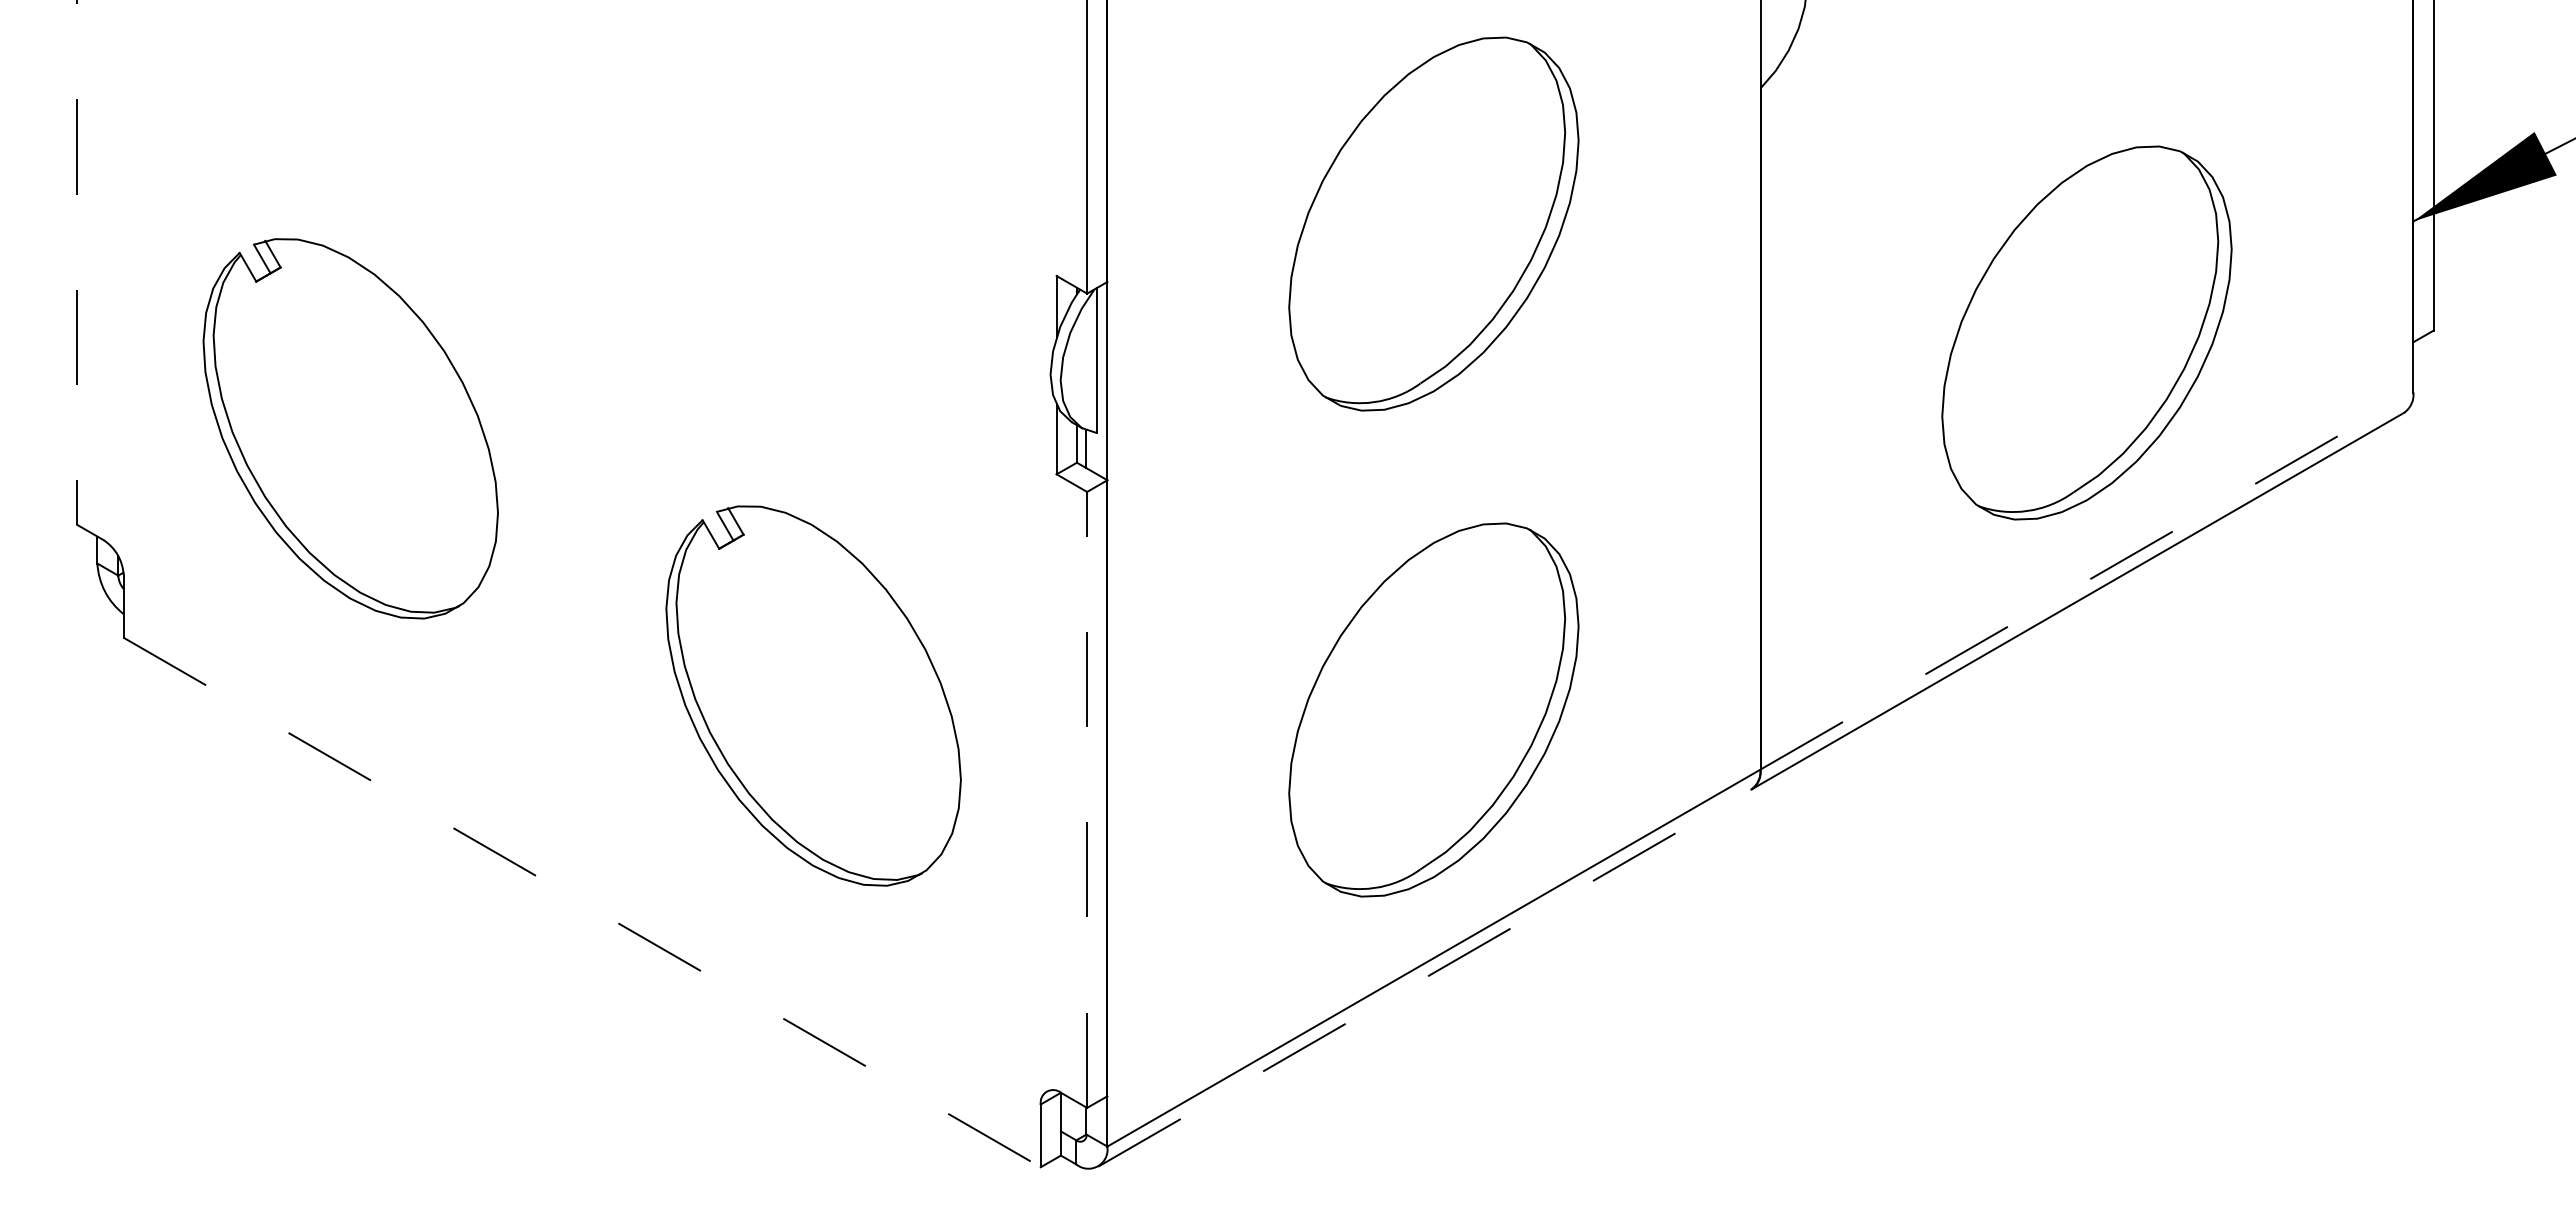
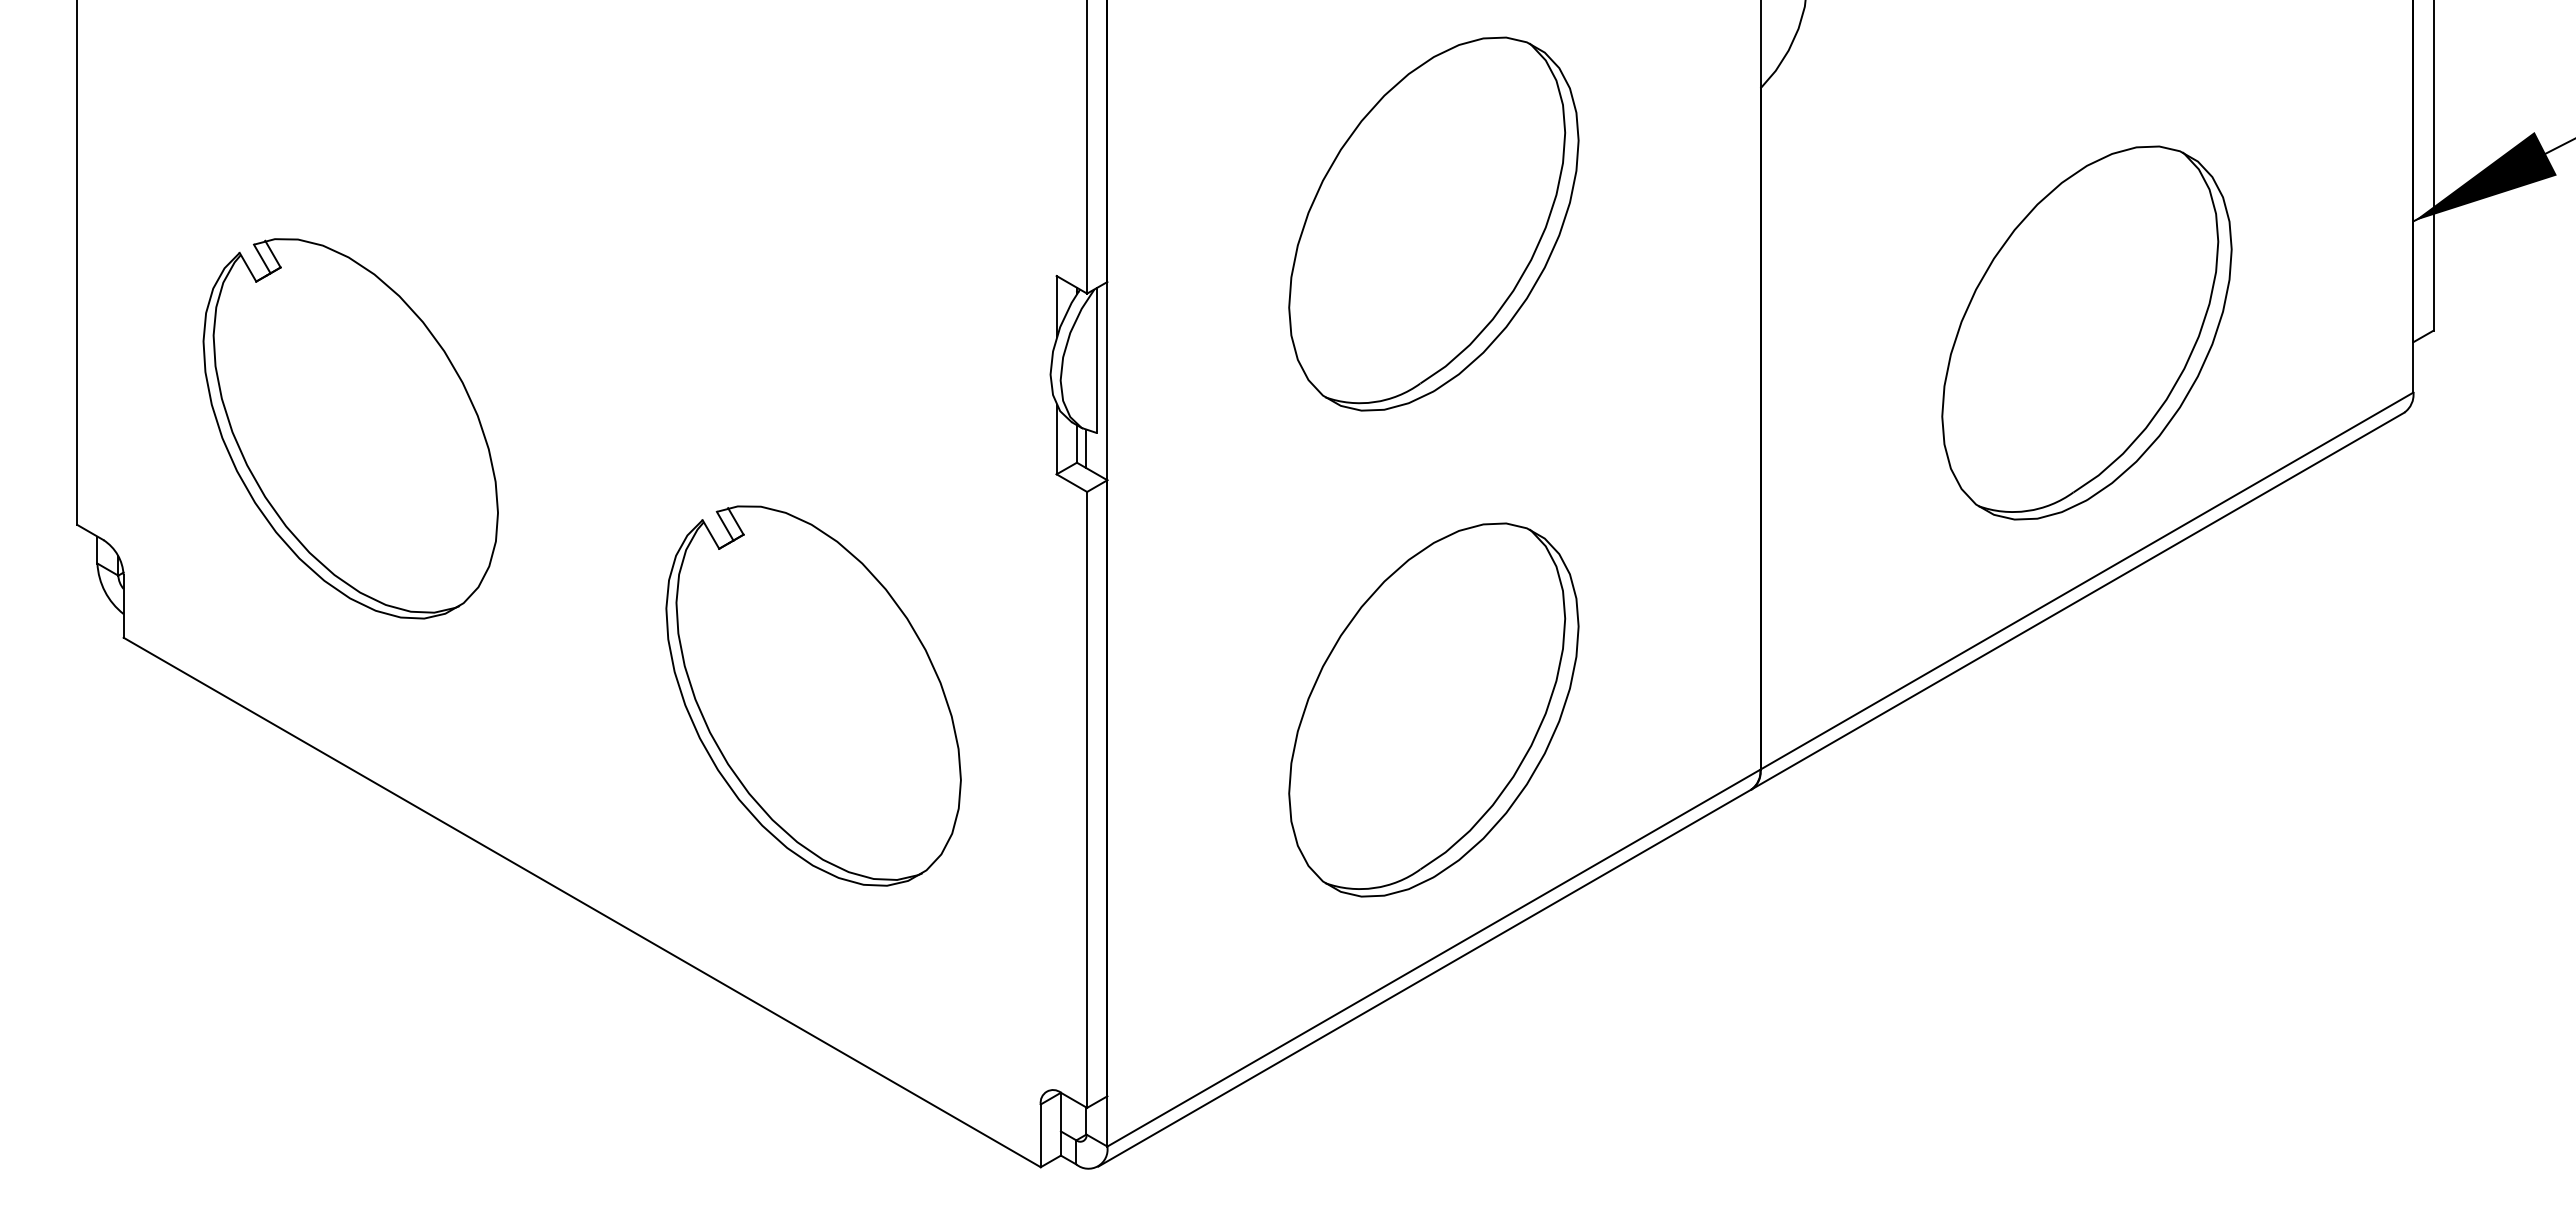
line: dashed -> solid (77, 262)
line: dashed -> solid (2087, 580)
line: dashed -> solid (1087, 799)
line: dashed -> solid (582, 902)
line: dashed -> solid (1425, 977)
